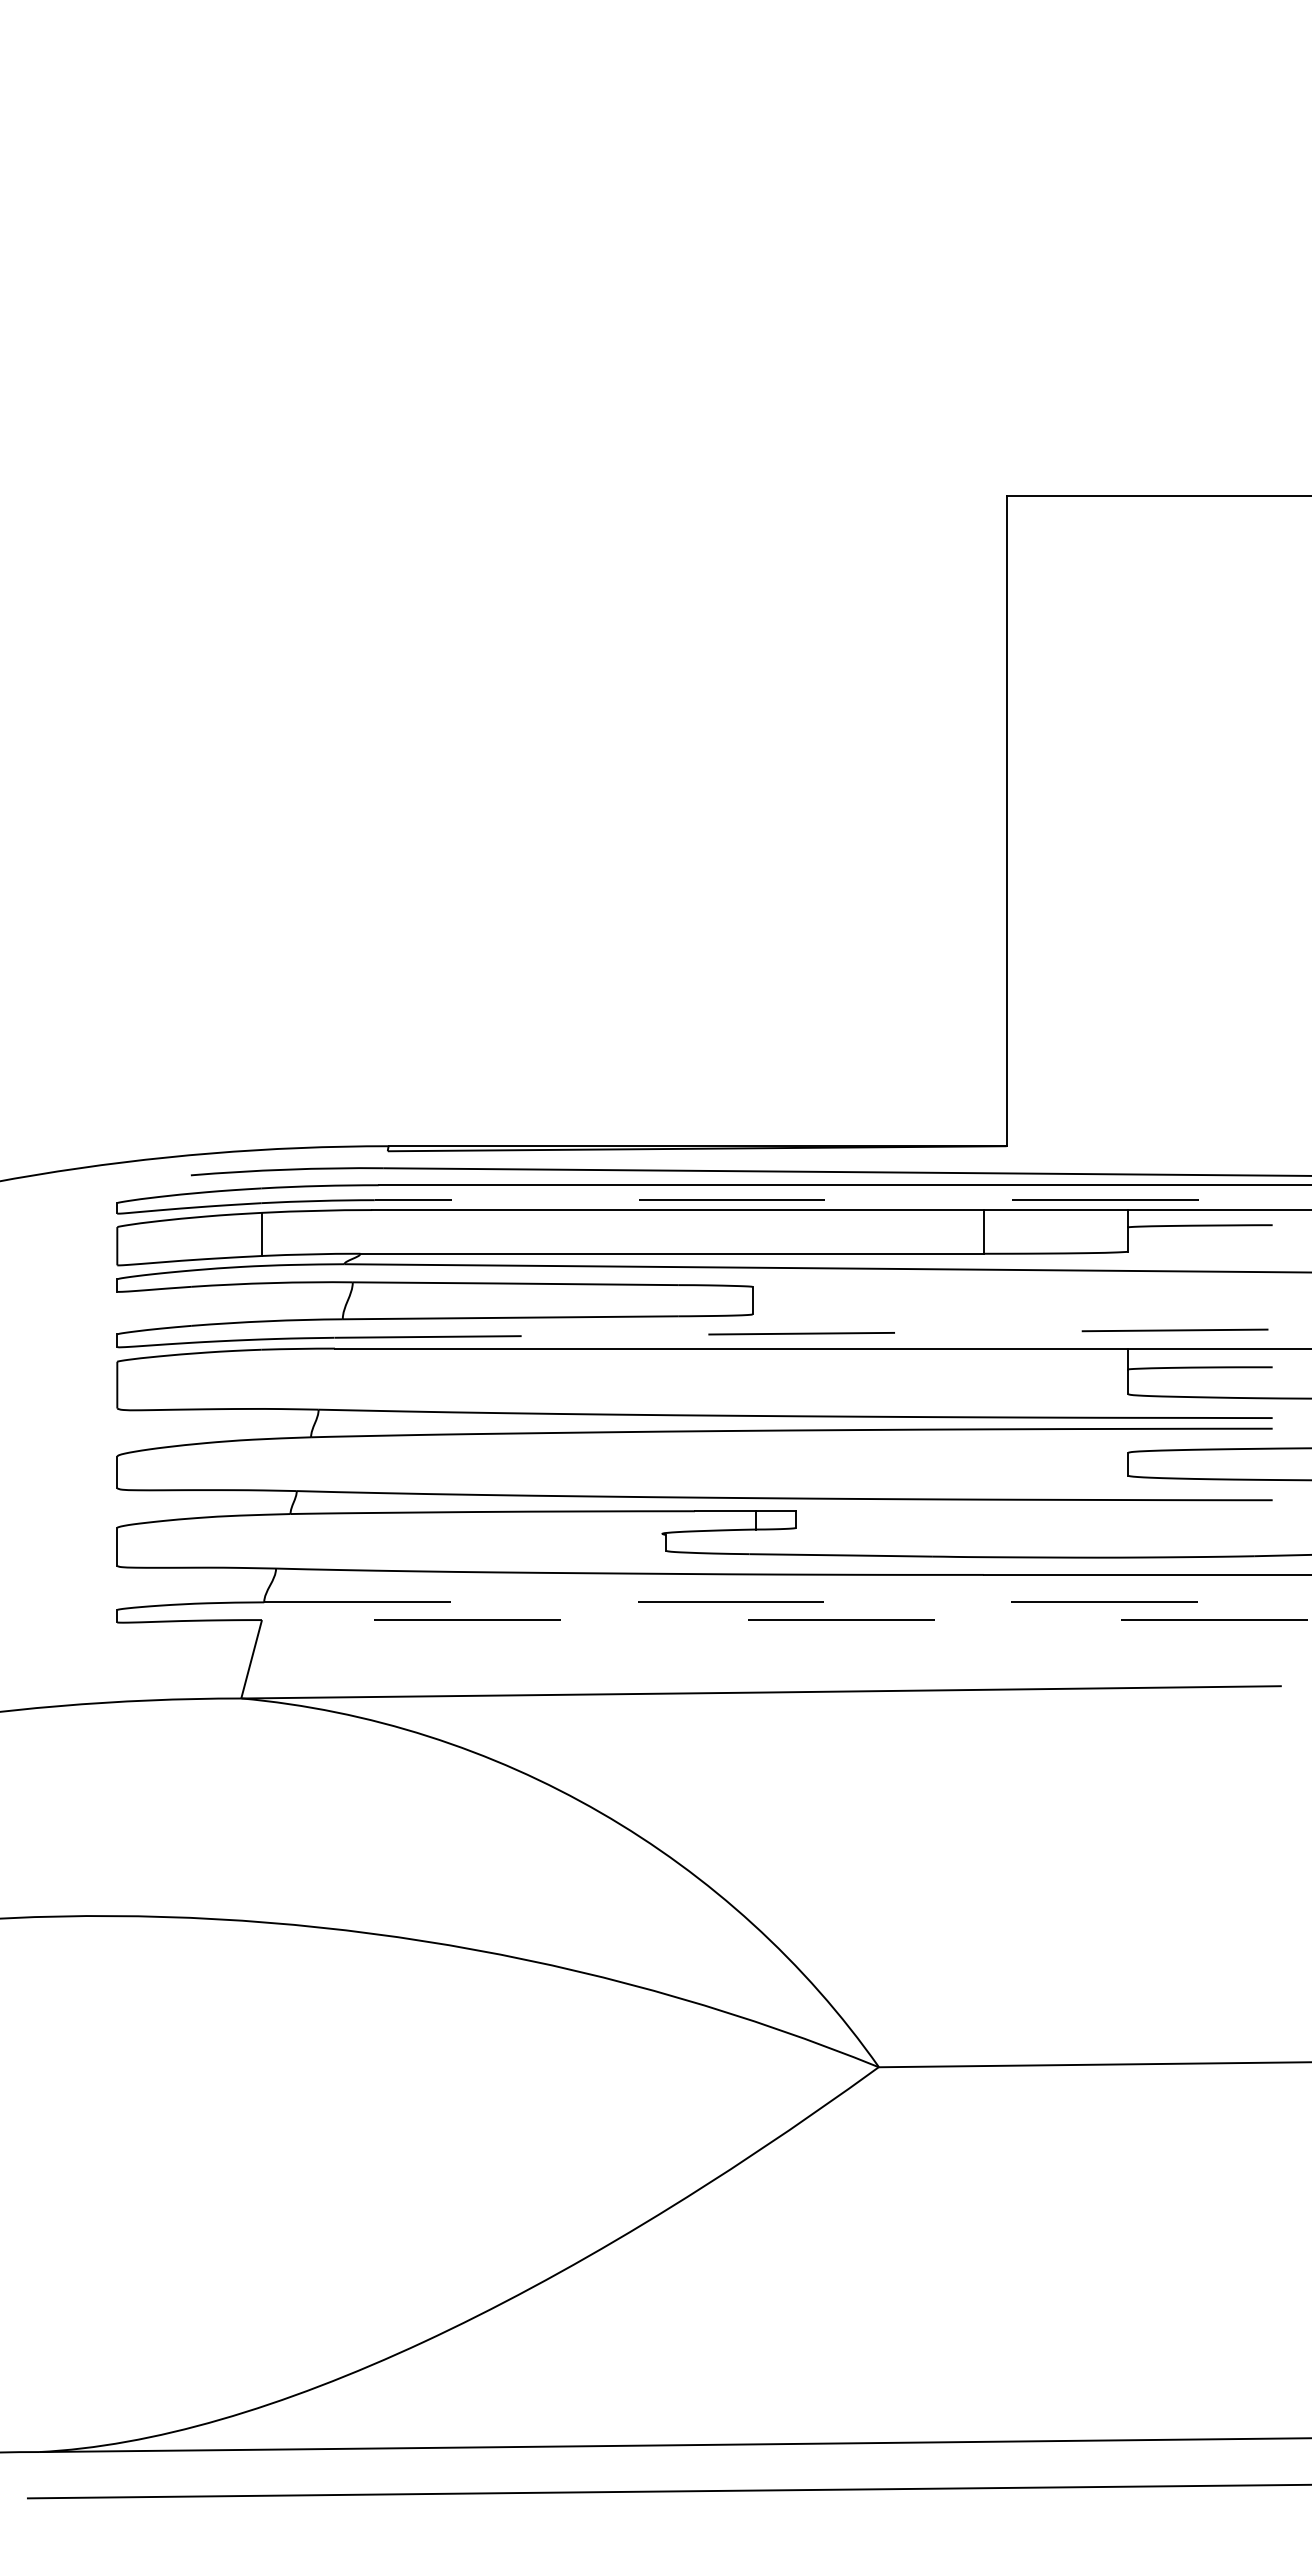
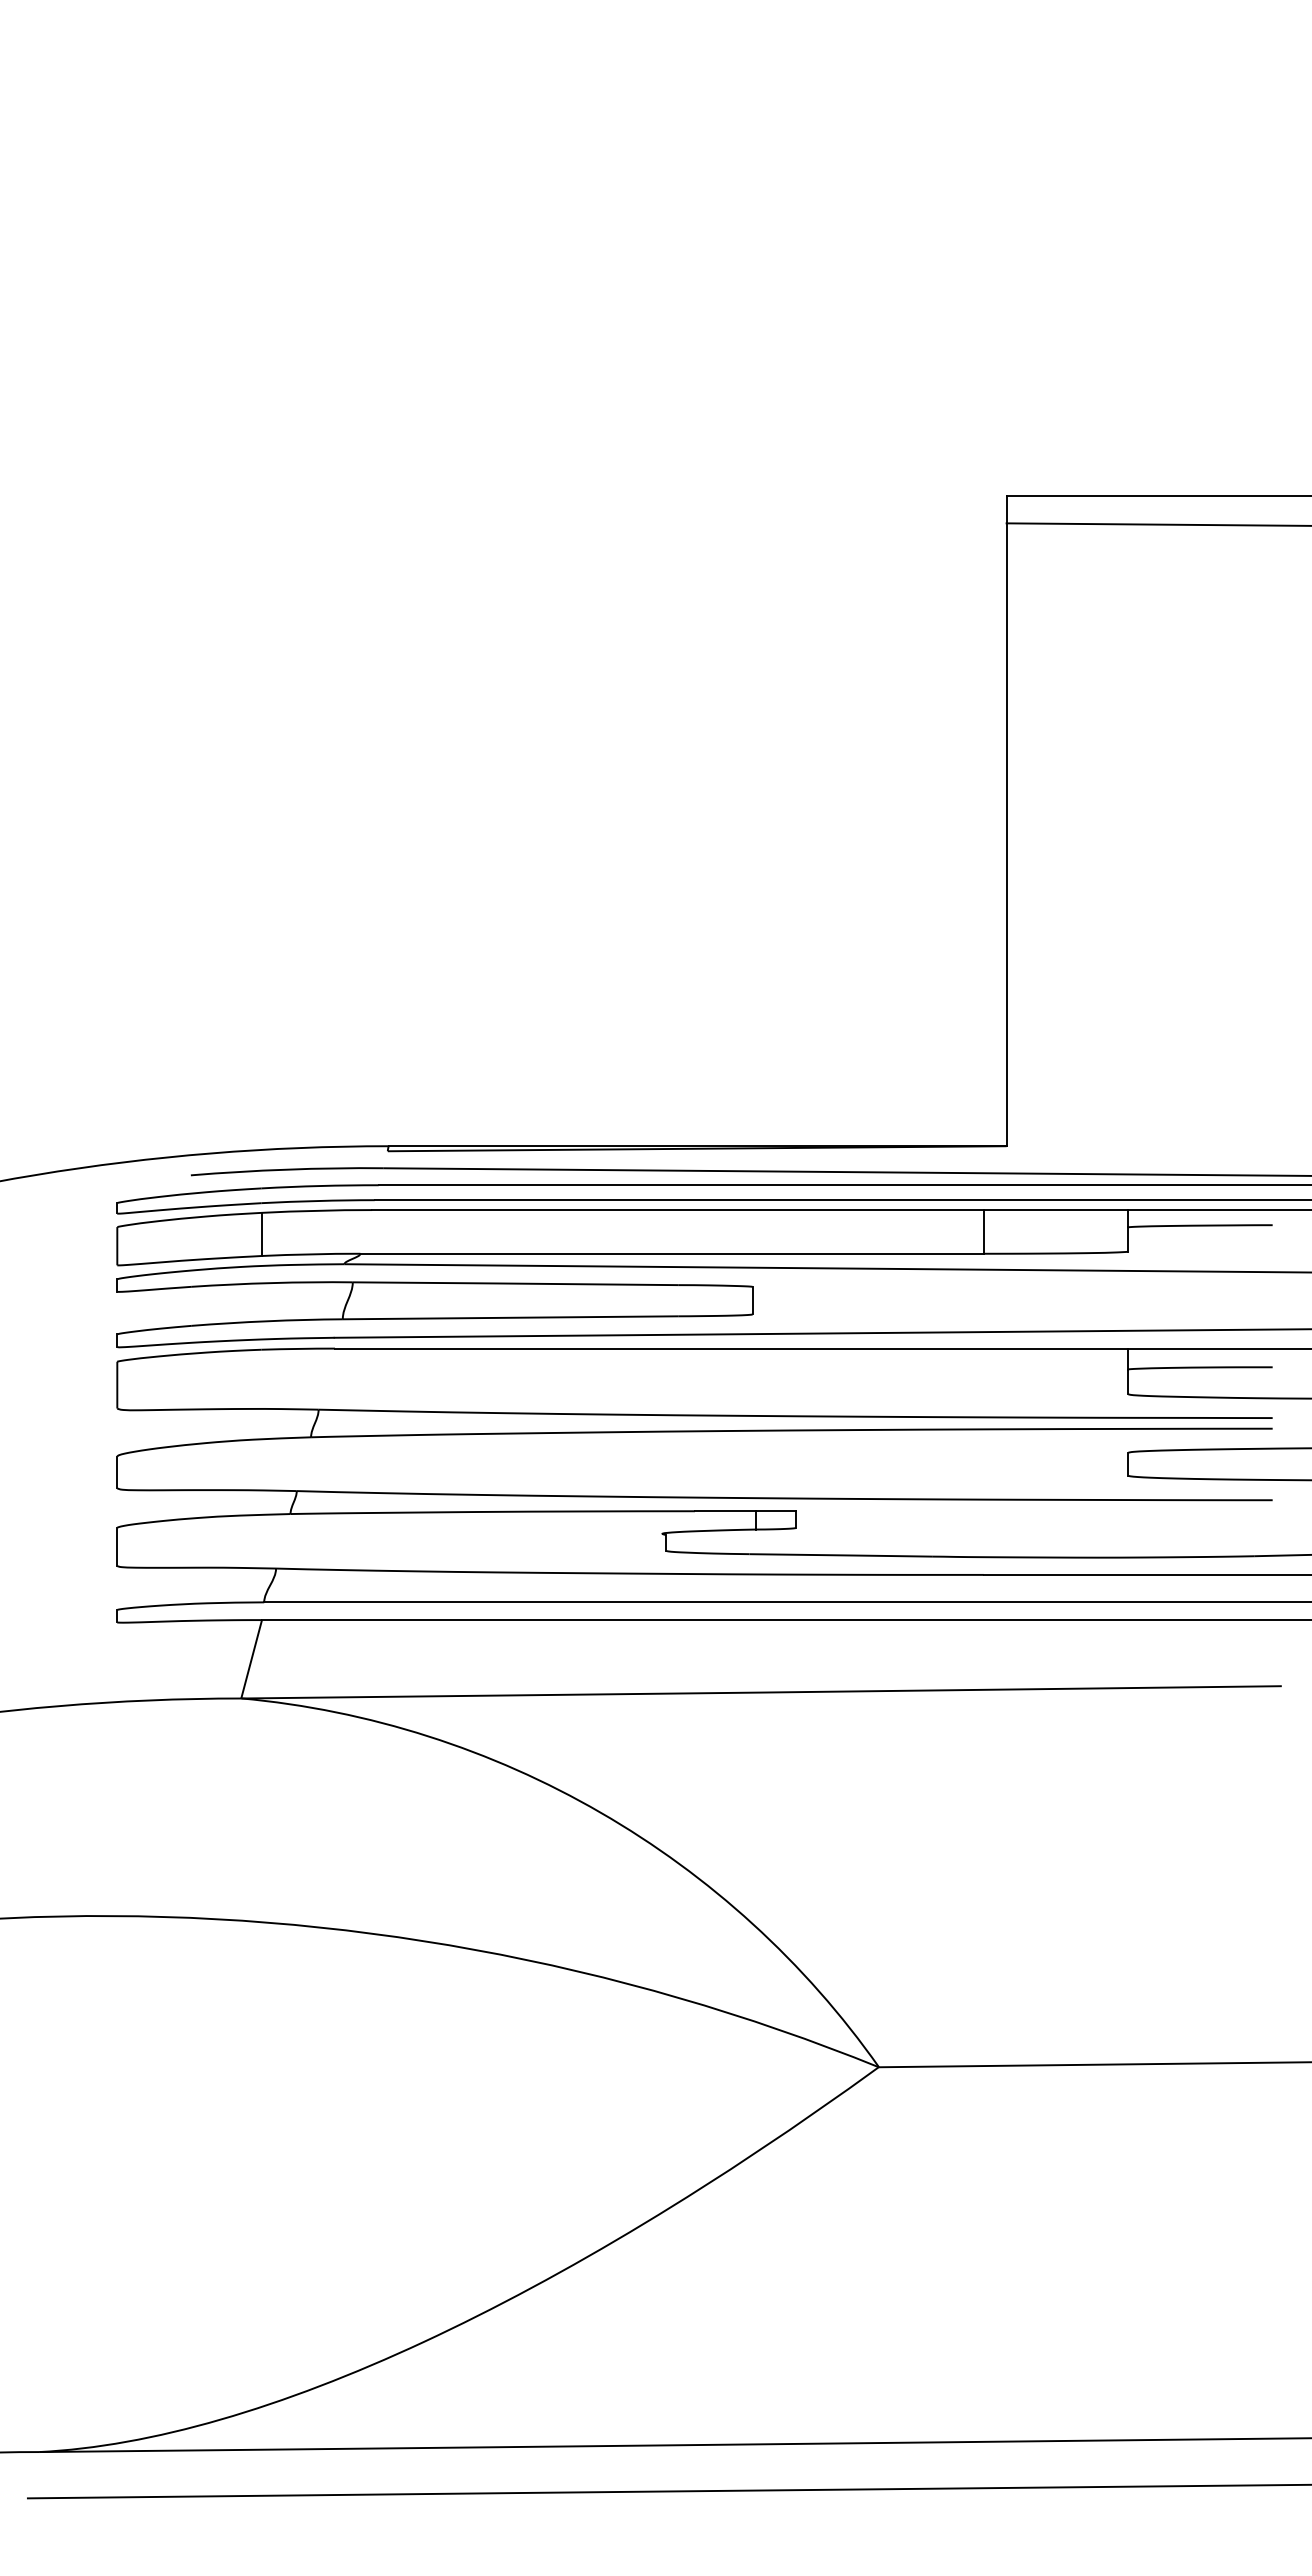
line: none -> present (1157, 524)
line: dashed -> solid (842, 1200)
line: dashed -> solid (822, 1333)
line: dashed -> solid (788, 1602)
line: dashed -> solid (786, 1620)
